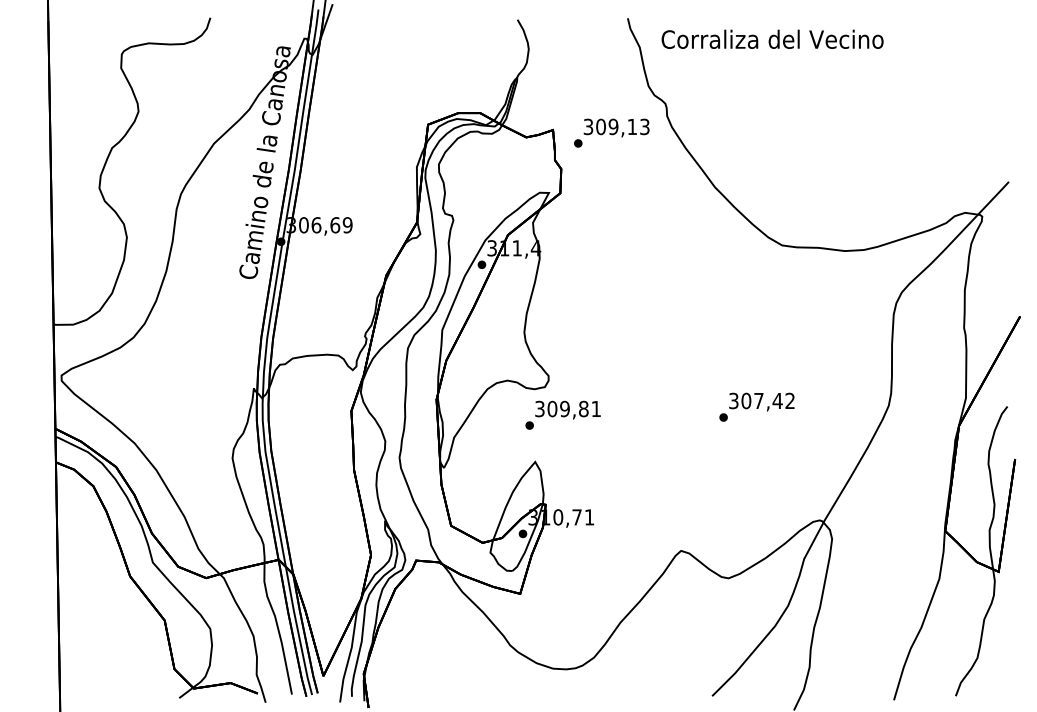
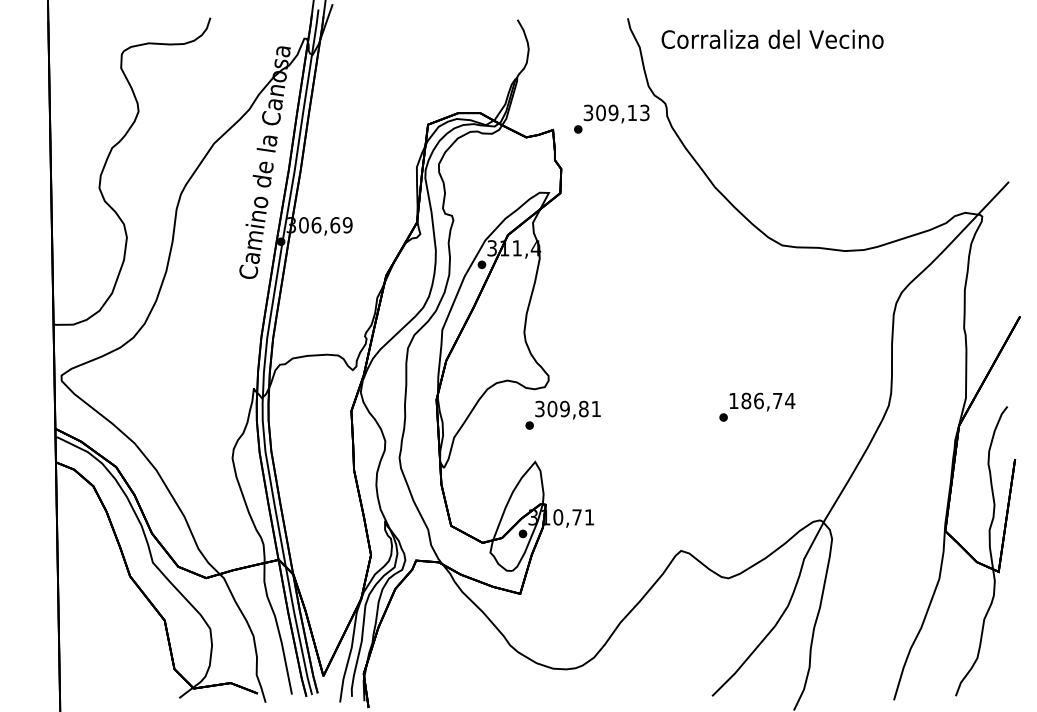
text position: (611, 132) -> (611, 118) (611, 118)
text: 307,42 -> 186,74 (762, 400)
